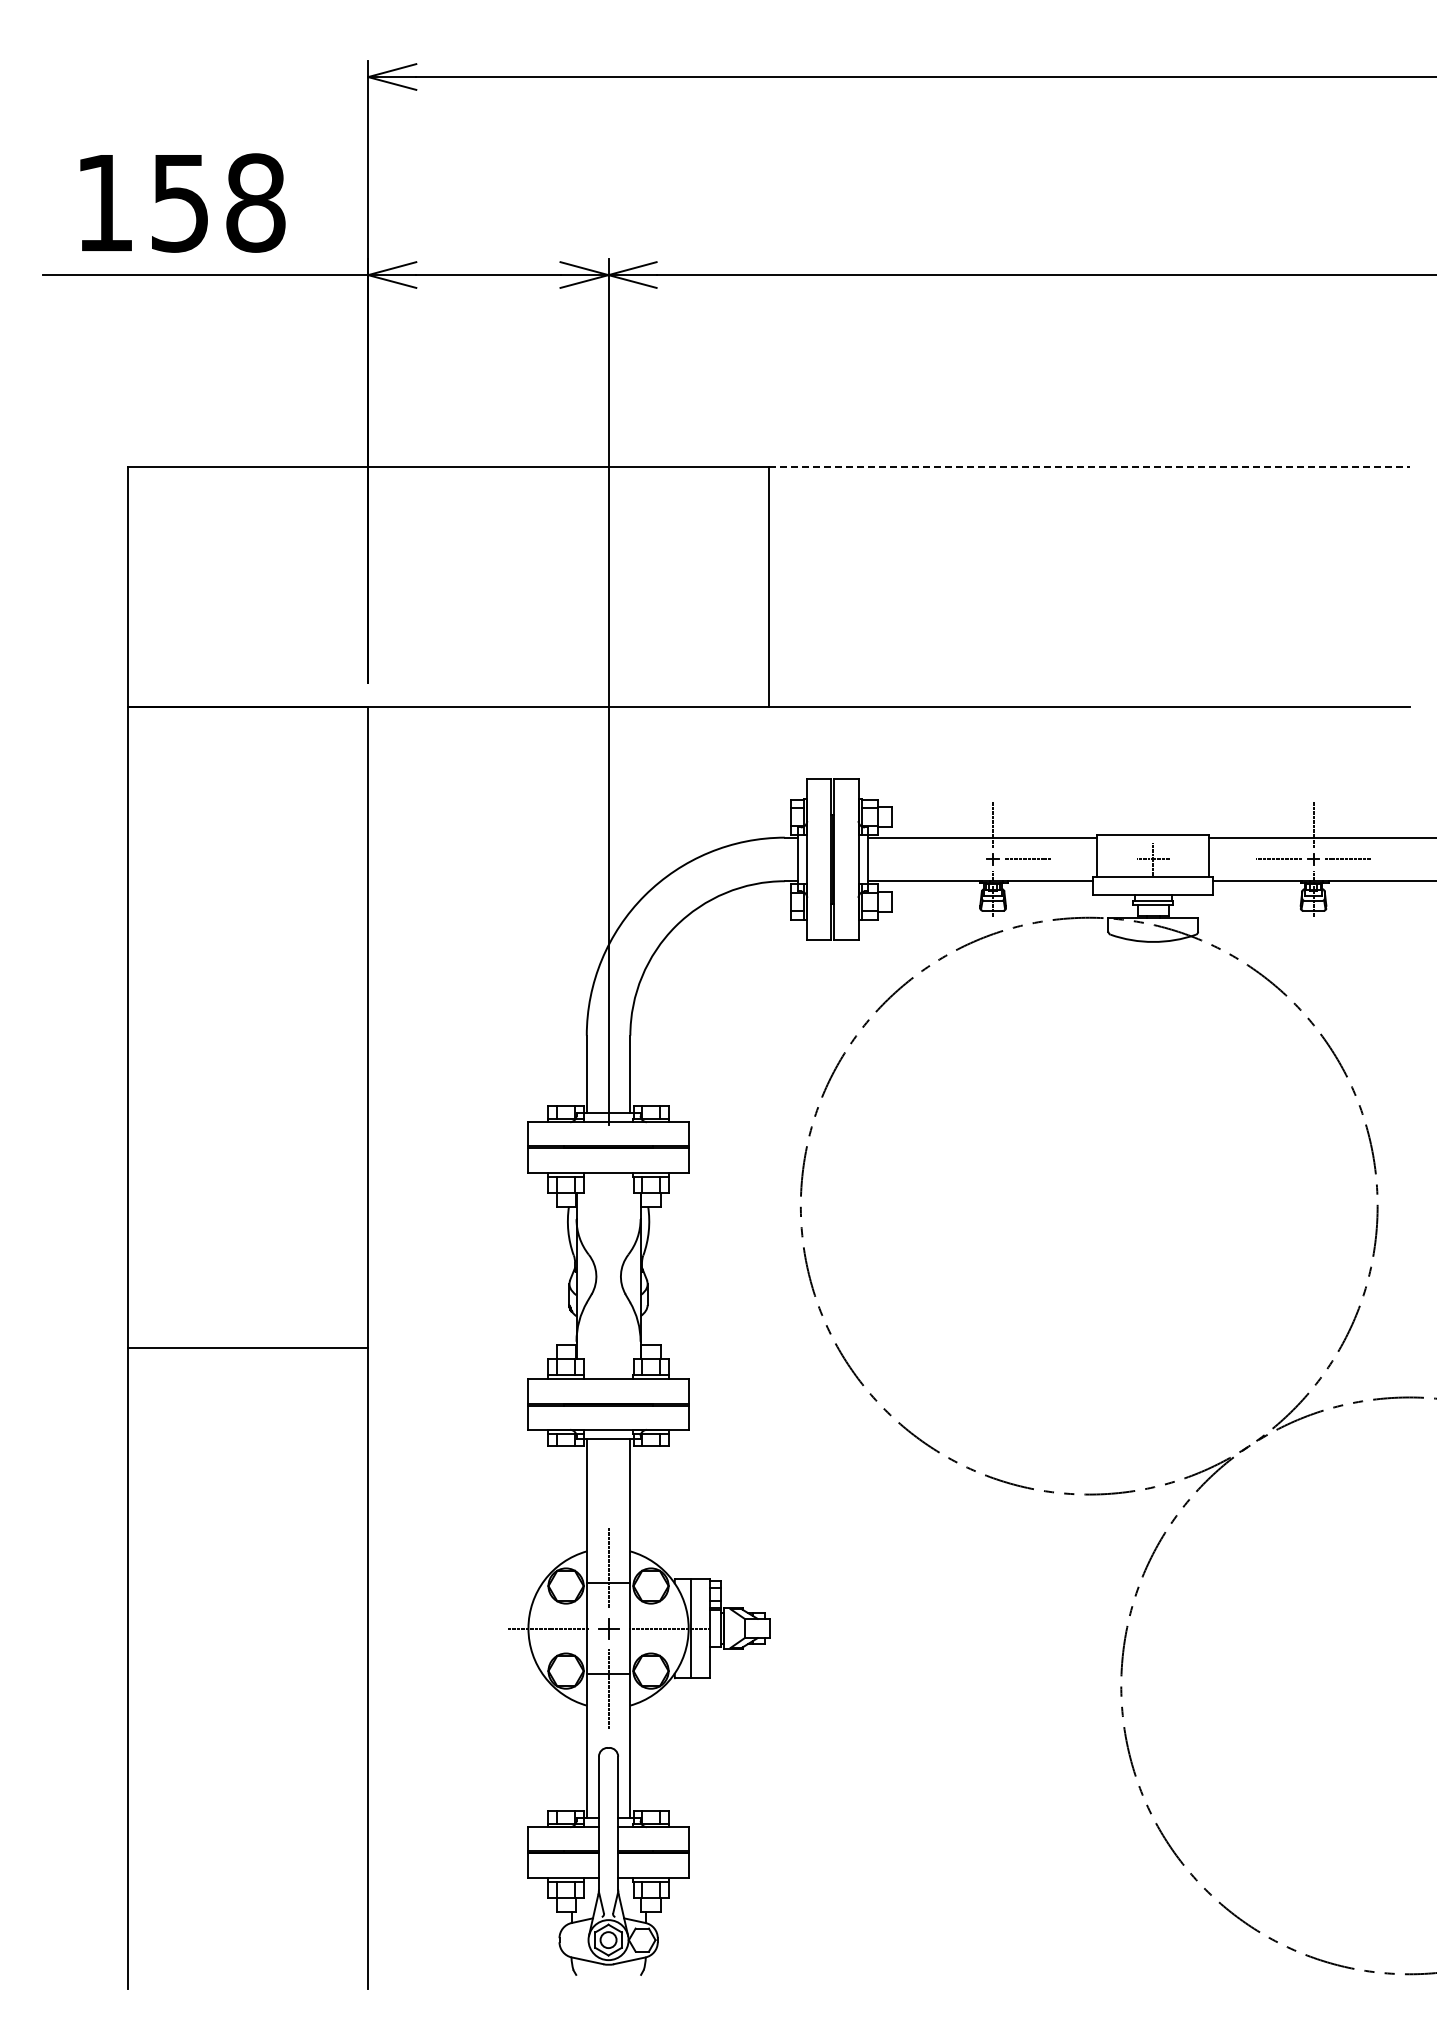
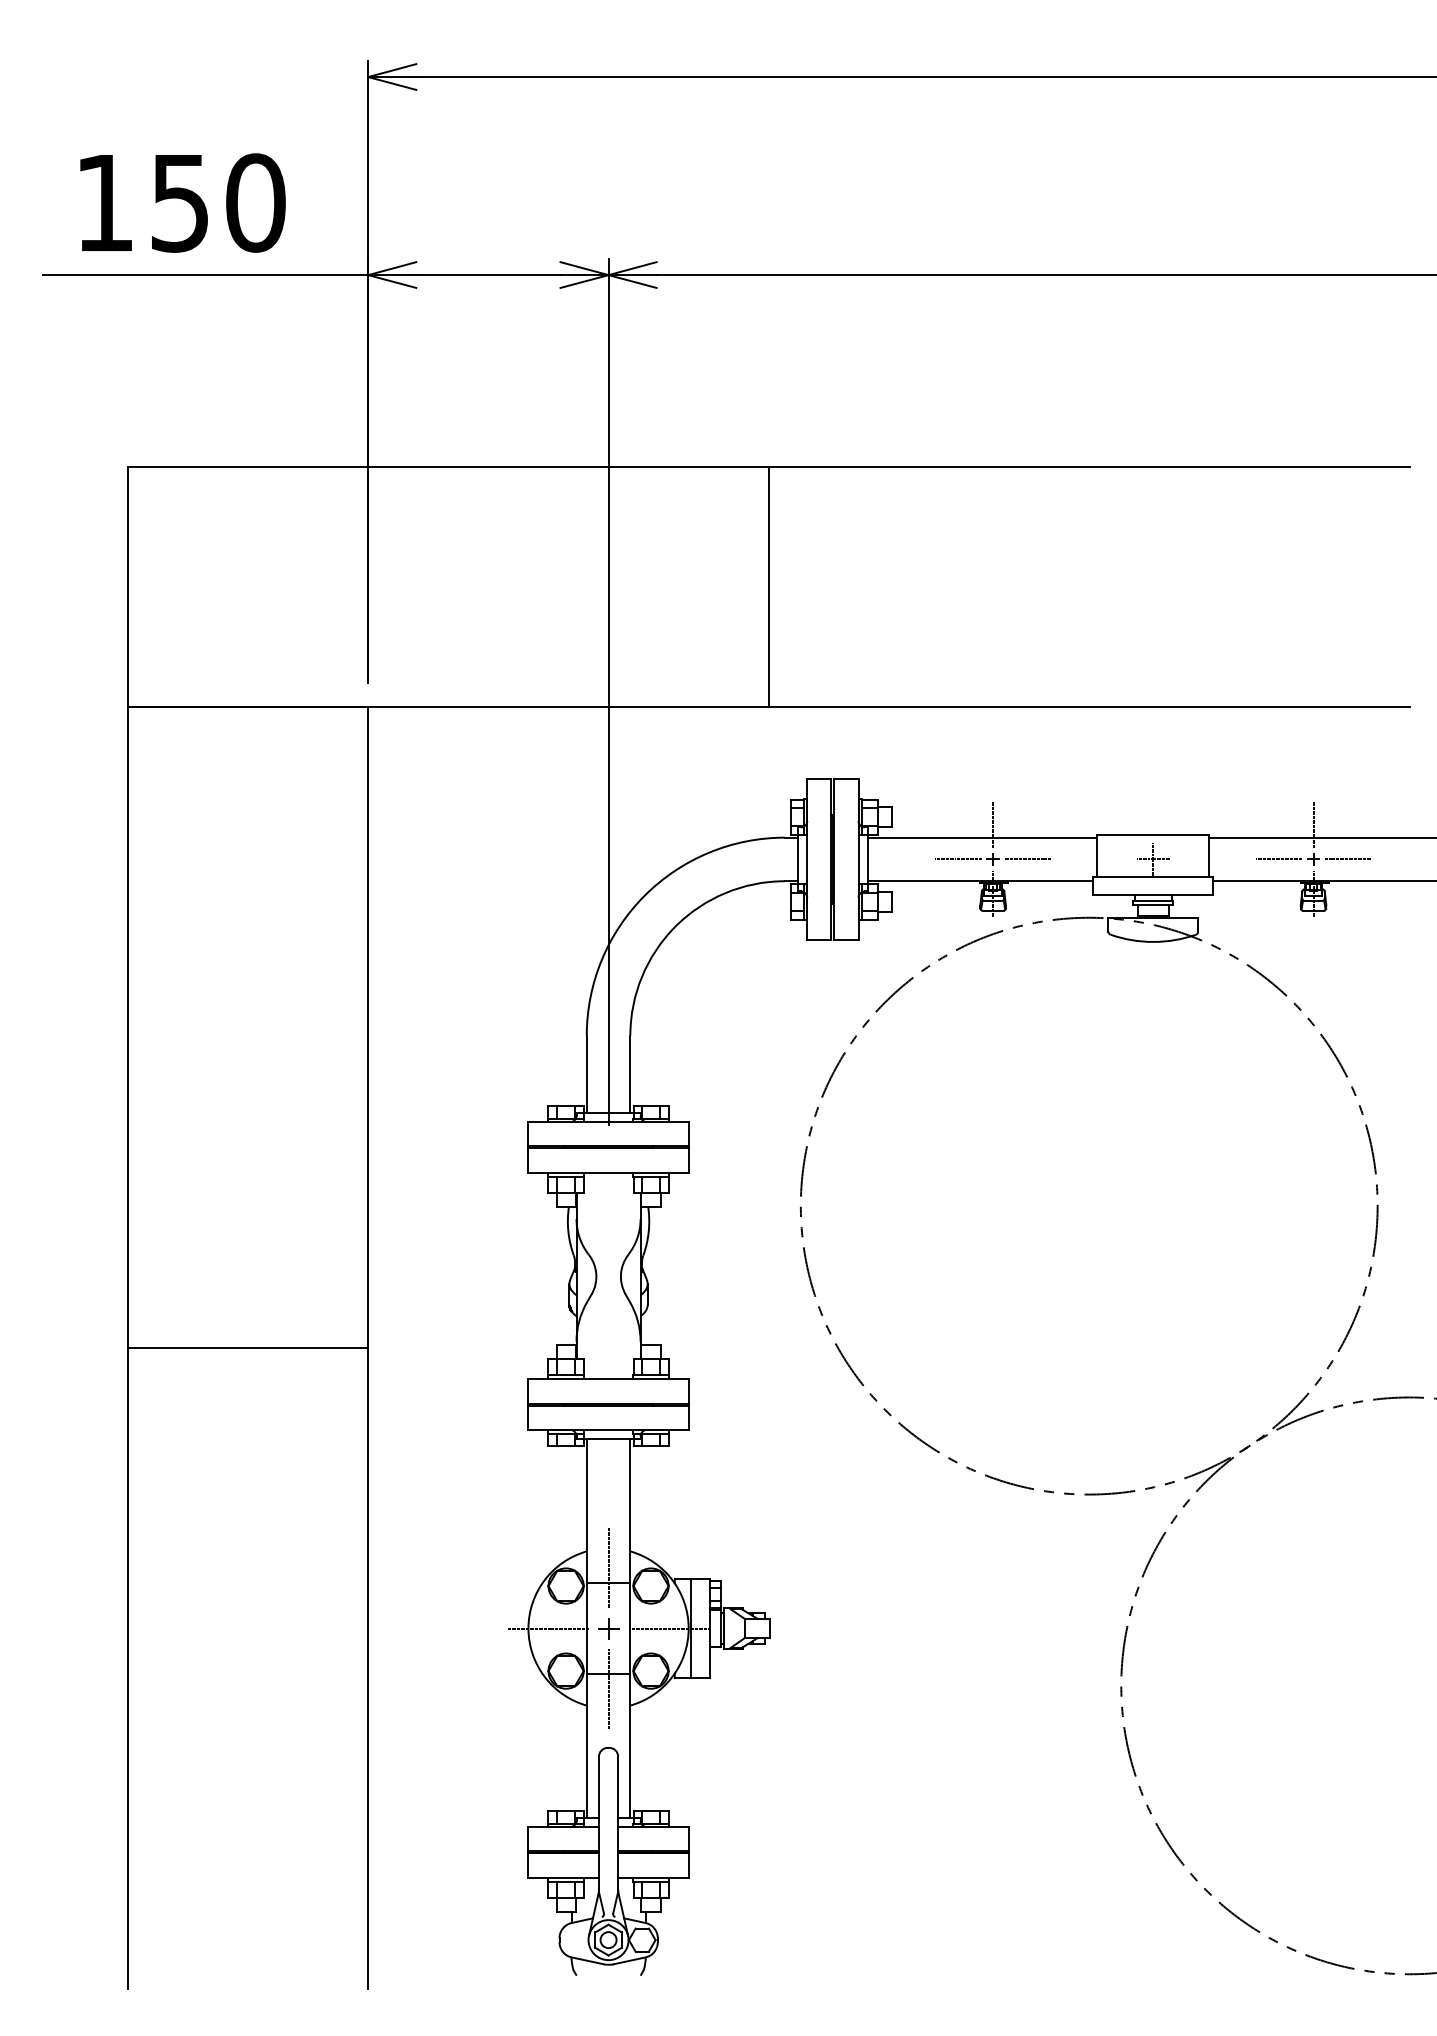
text: 158 -> 150 (255, 202)
line: dashed -> solid (1089, 466)
line: none -> present (958, 859)
